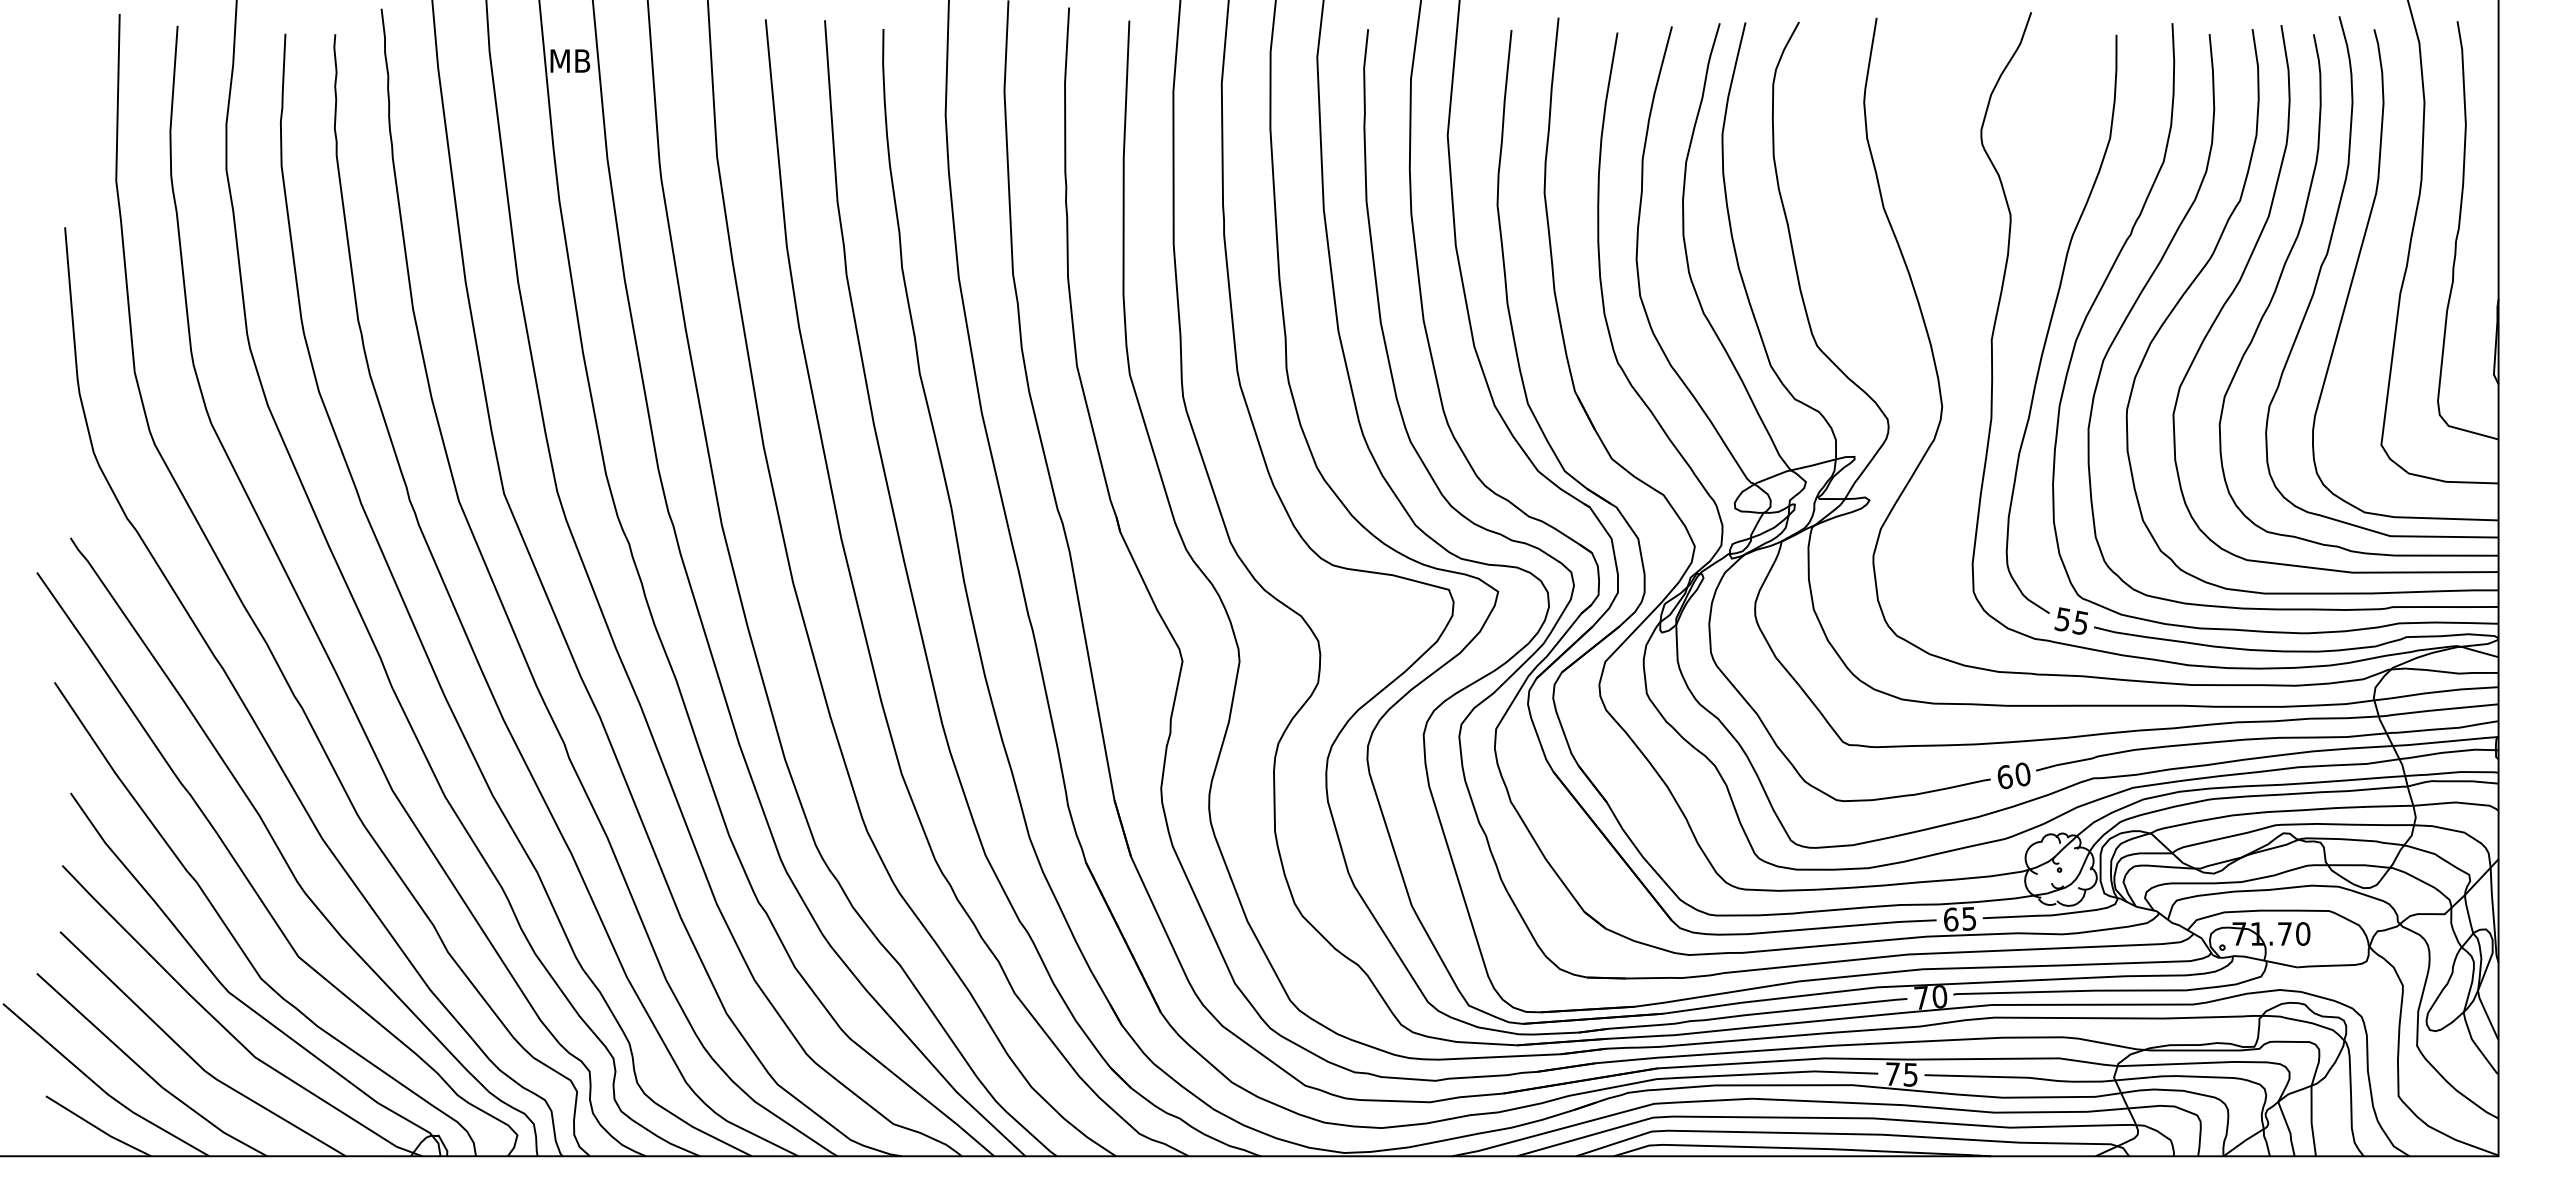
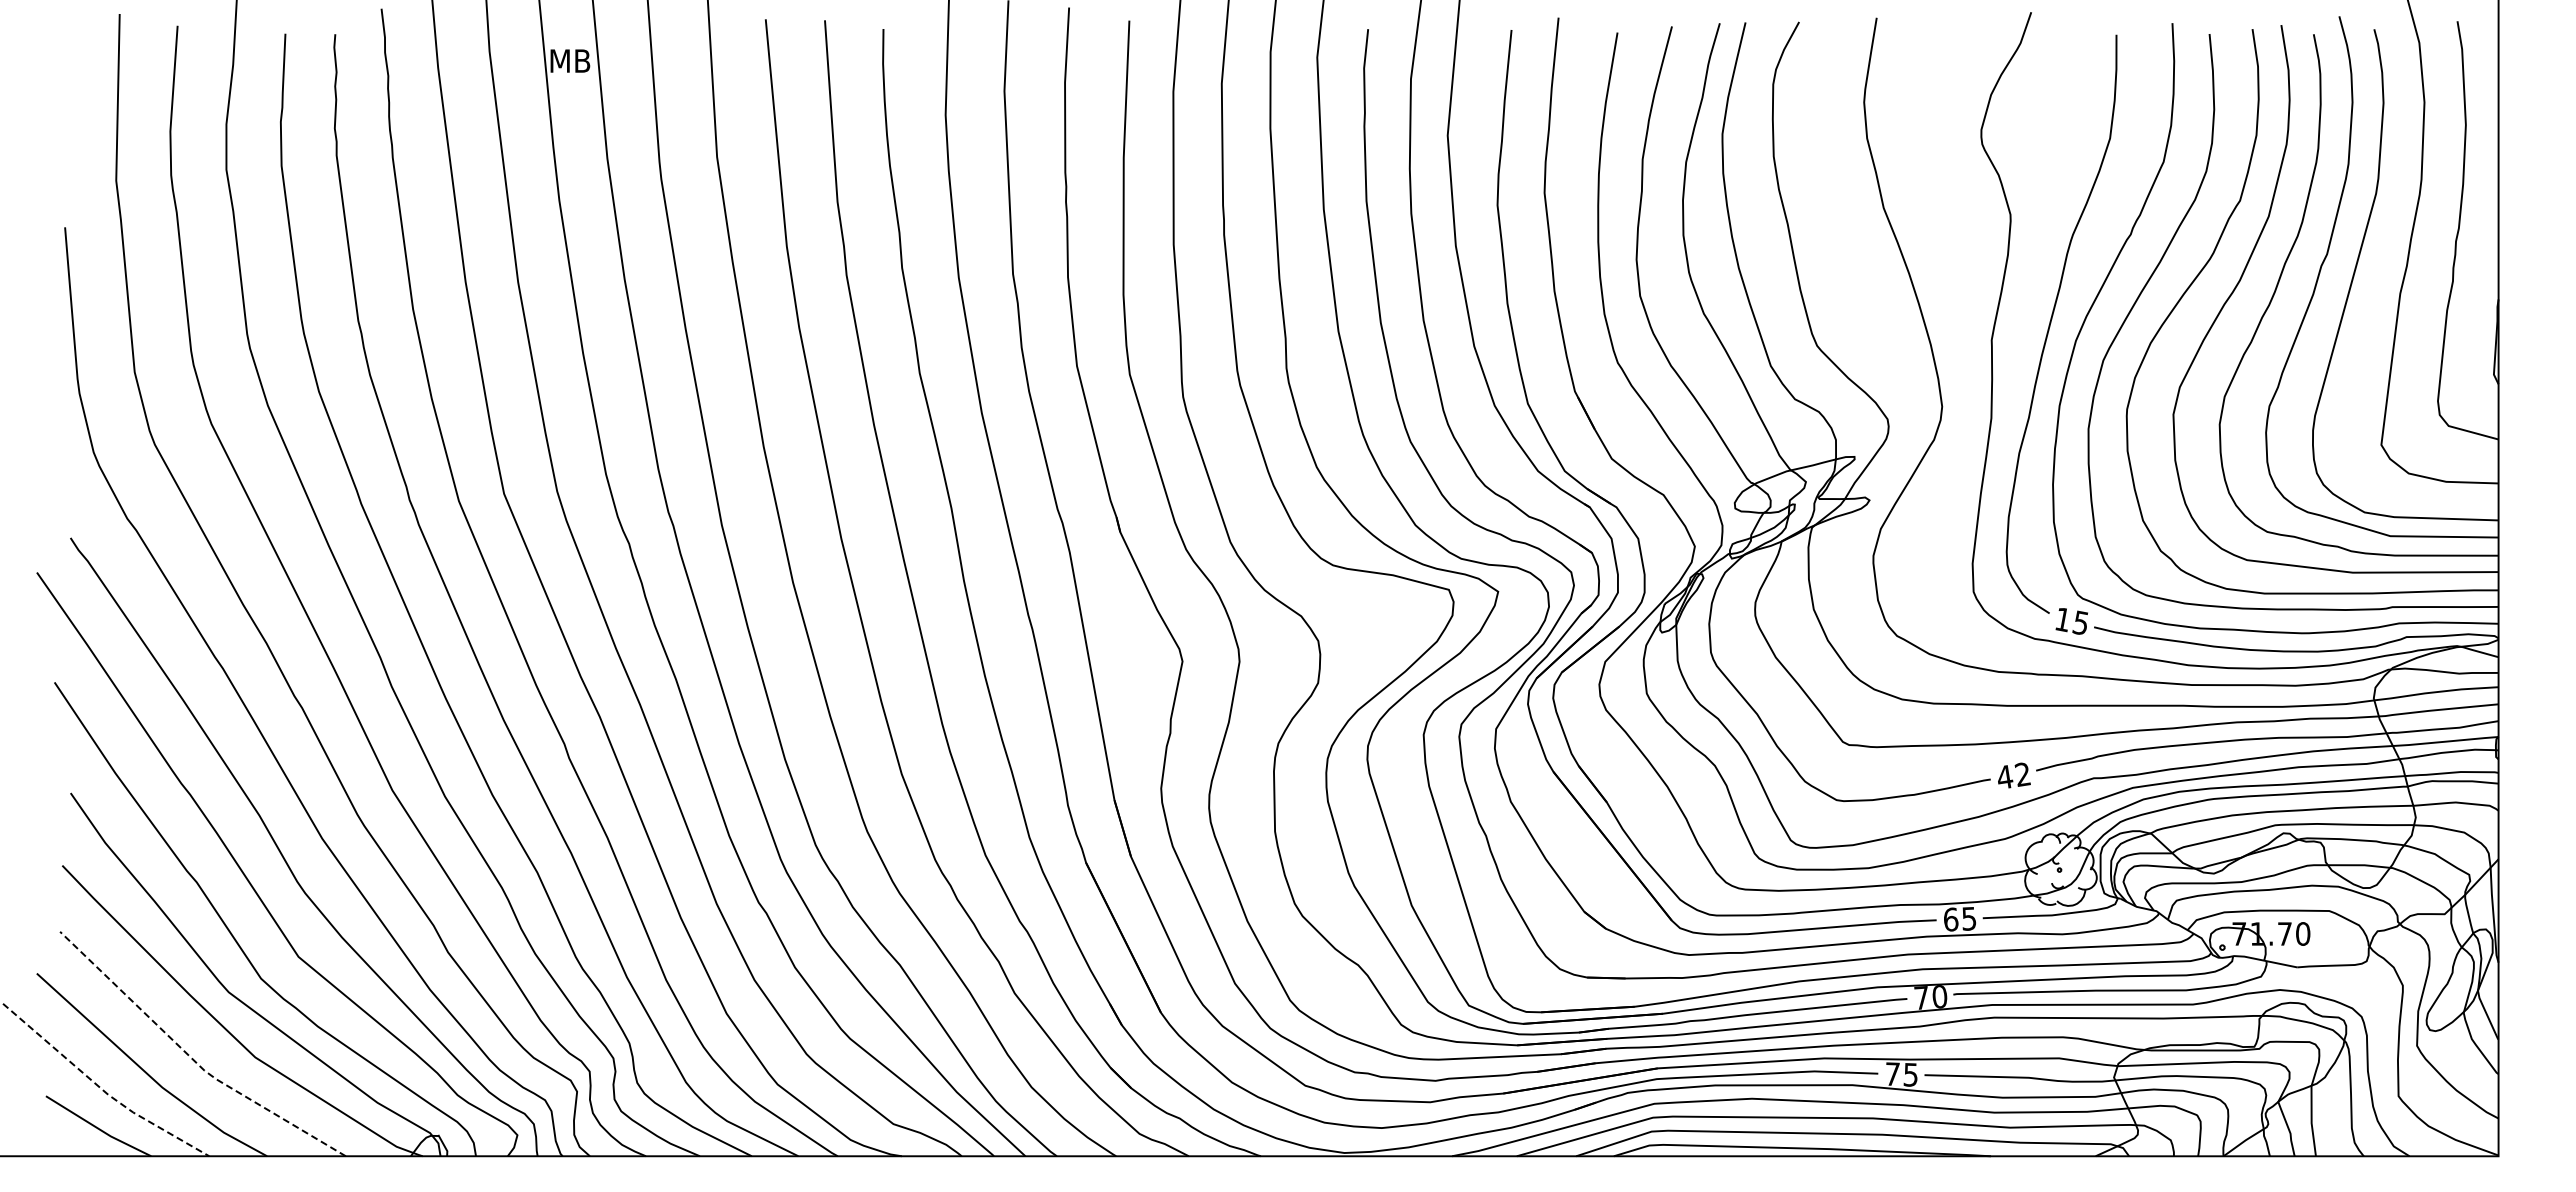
text: 55 -> 15 (2062, 619)
text: 60 -> 42 (2013, 775)
line: solid -> dashed (192, 1058)
line: solid -> dashed (101, 1088)
